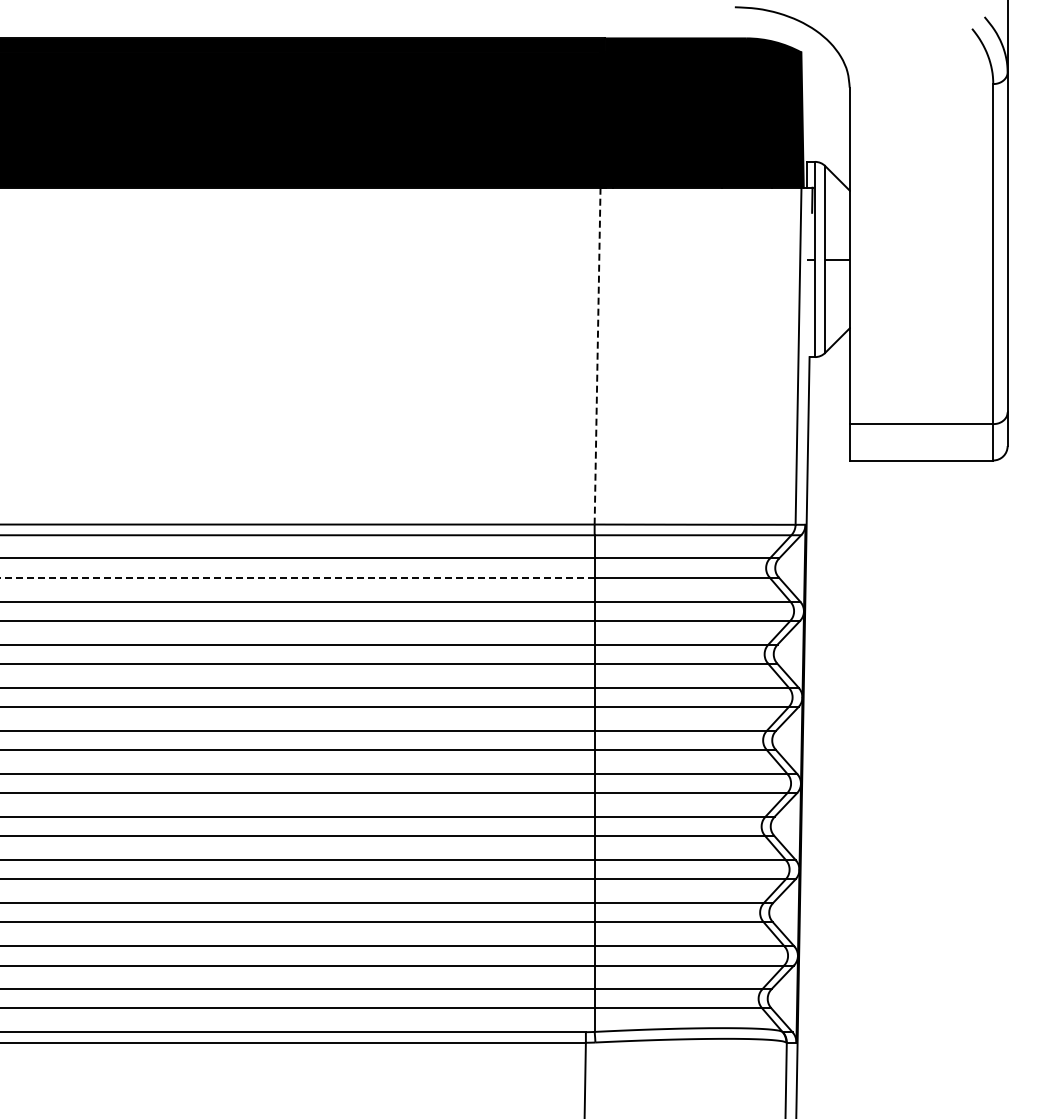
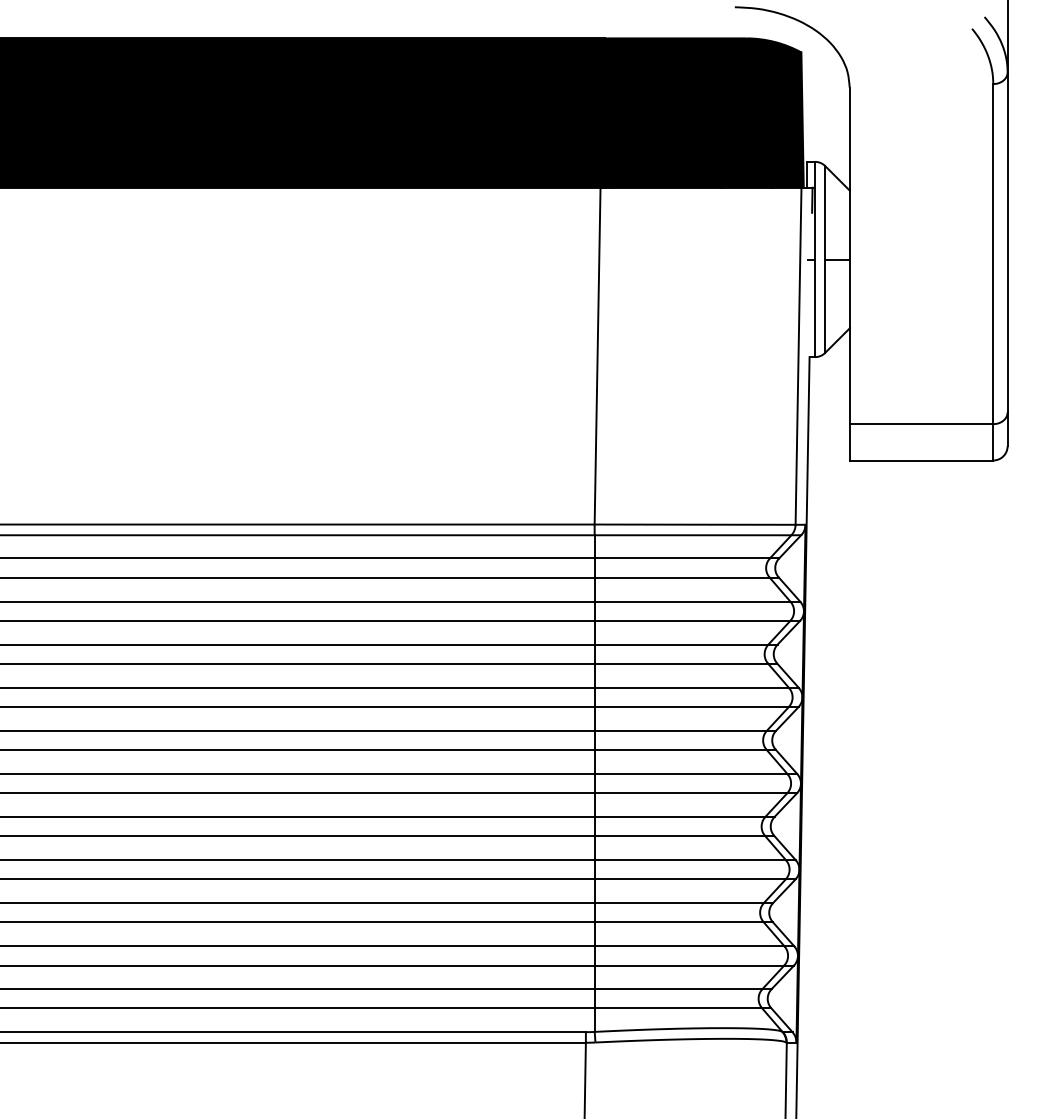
line: dashed -> solid (597, 356)
line: dashed -> solid (297, 577)
